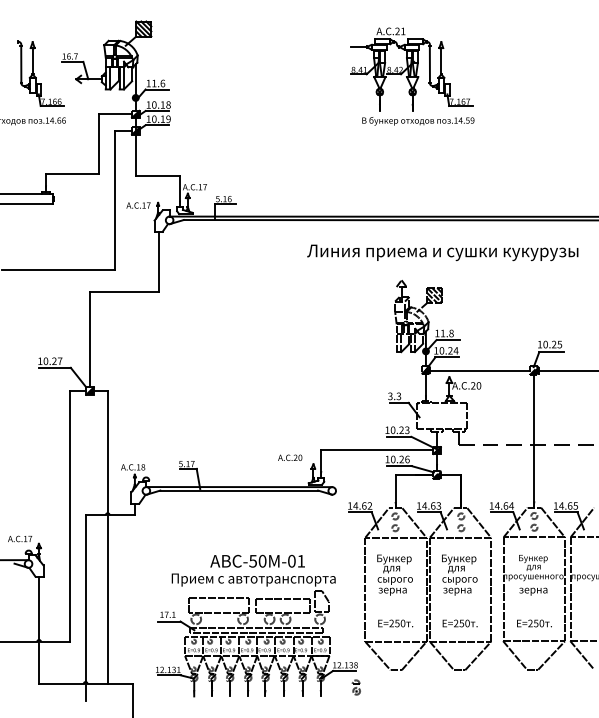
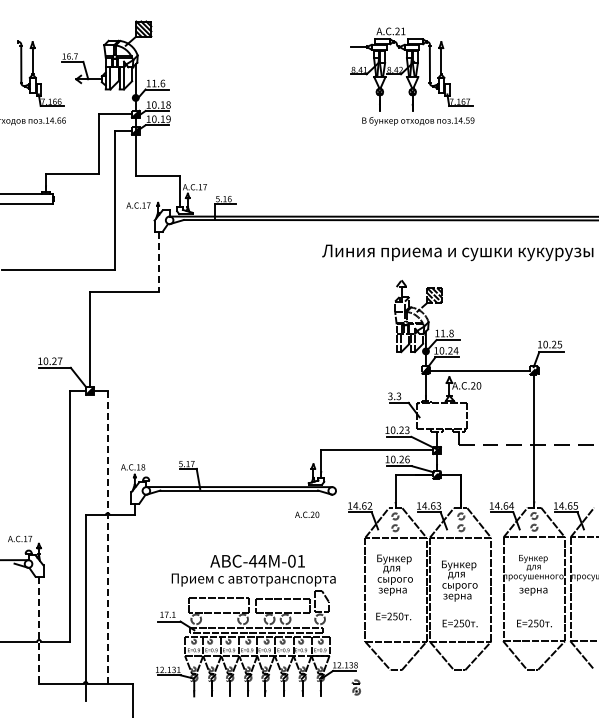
text position: (442, 252) -> (457, 252) (457, 252)
line: solid -> dashed (158, 261)
line: present -> none (566, 370)
text position: (290, 457) -> (307, 514) (307, 514)
line: solid -> dashed (107, 537)
text: -50 -> -44 (257, 560)
text position: (459, 574) -> (459, 580) (459, 580)
text position: (395, 623) -> (393, 616) (393, 616)
line: solid -> dashed (39, 630)
